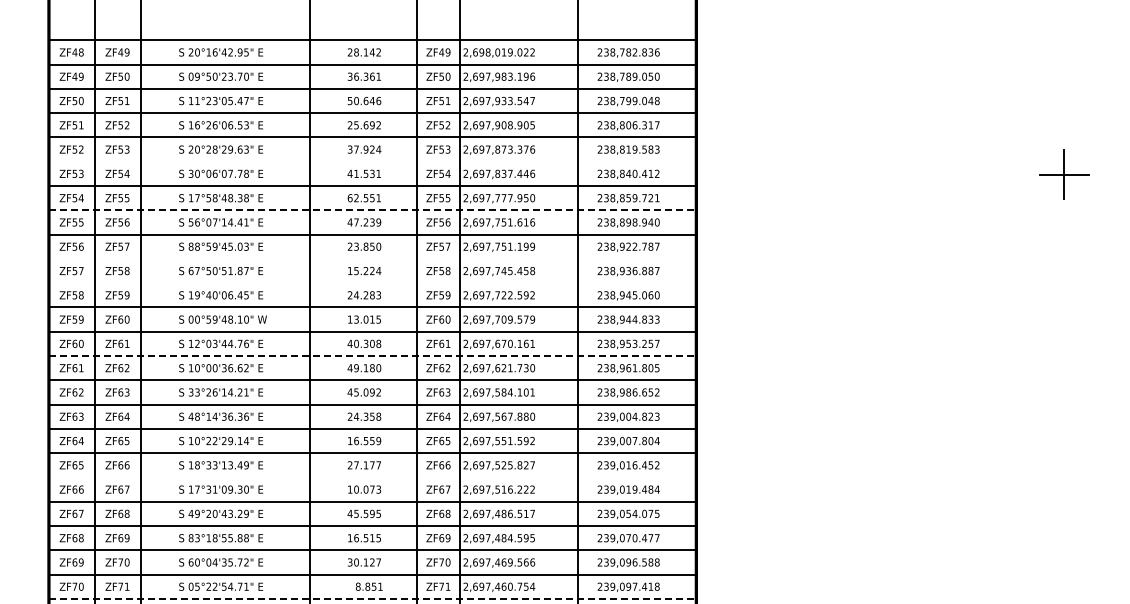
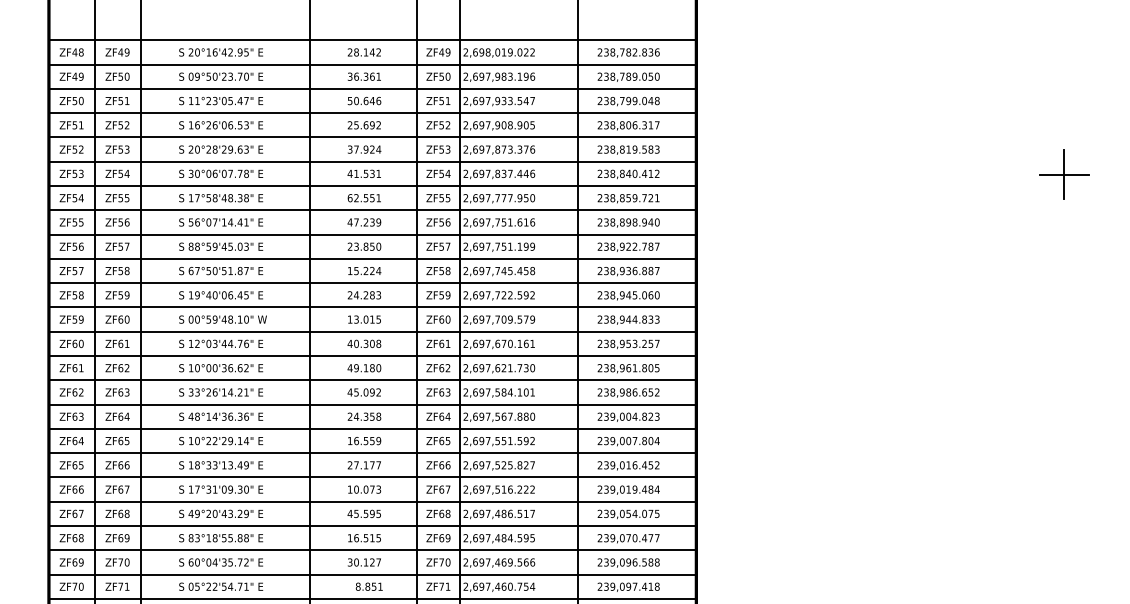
line: none -> present (372, 161)
line: dashed -> solid (372, 210)
line: none -> present (372, 258)
line: none -> present (372, 283)
line: dashed -> solid (372, 356)
line: none -> present (372, 477)
line: dashed -> solid (372, 598)
